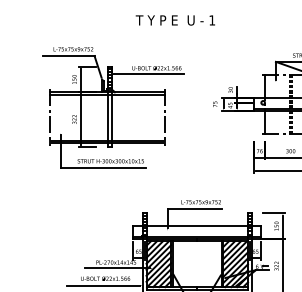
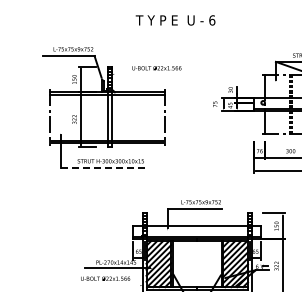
text: 1 -> 6 (212, 20)
line: present -> none (149, 74)
line: solid -> dashed (103, 167)
line: present -> none (103, 285)
